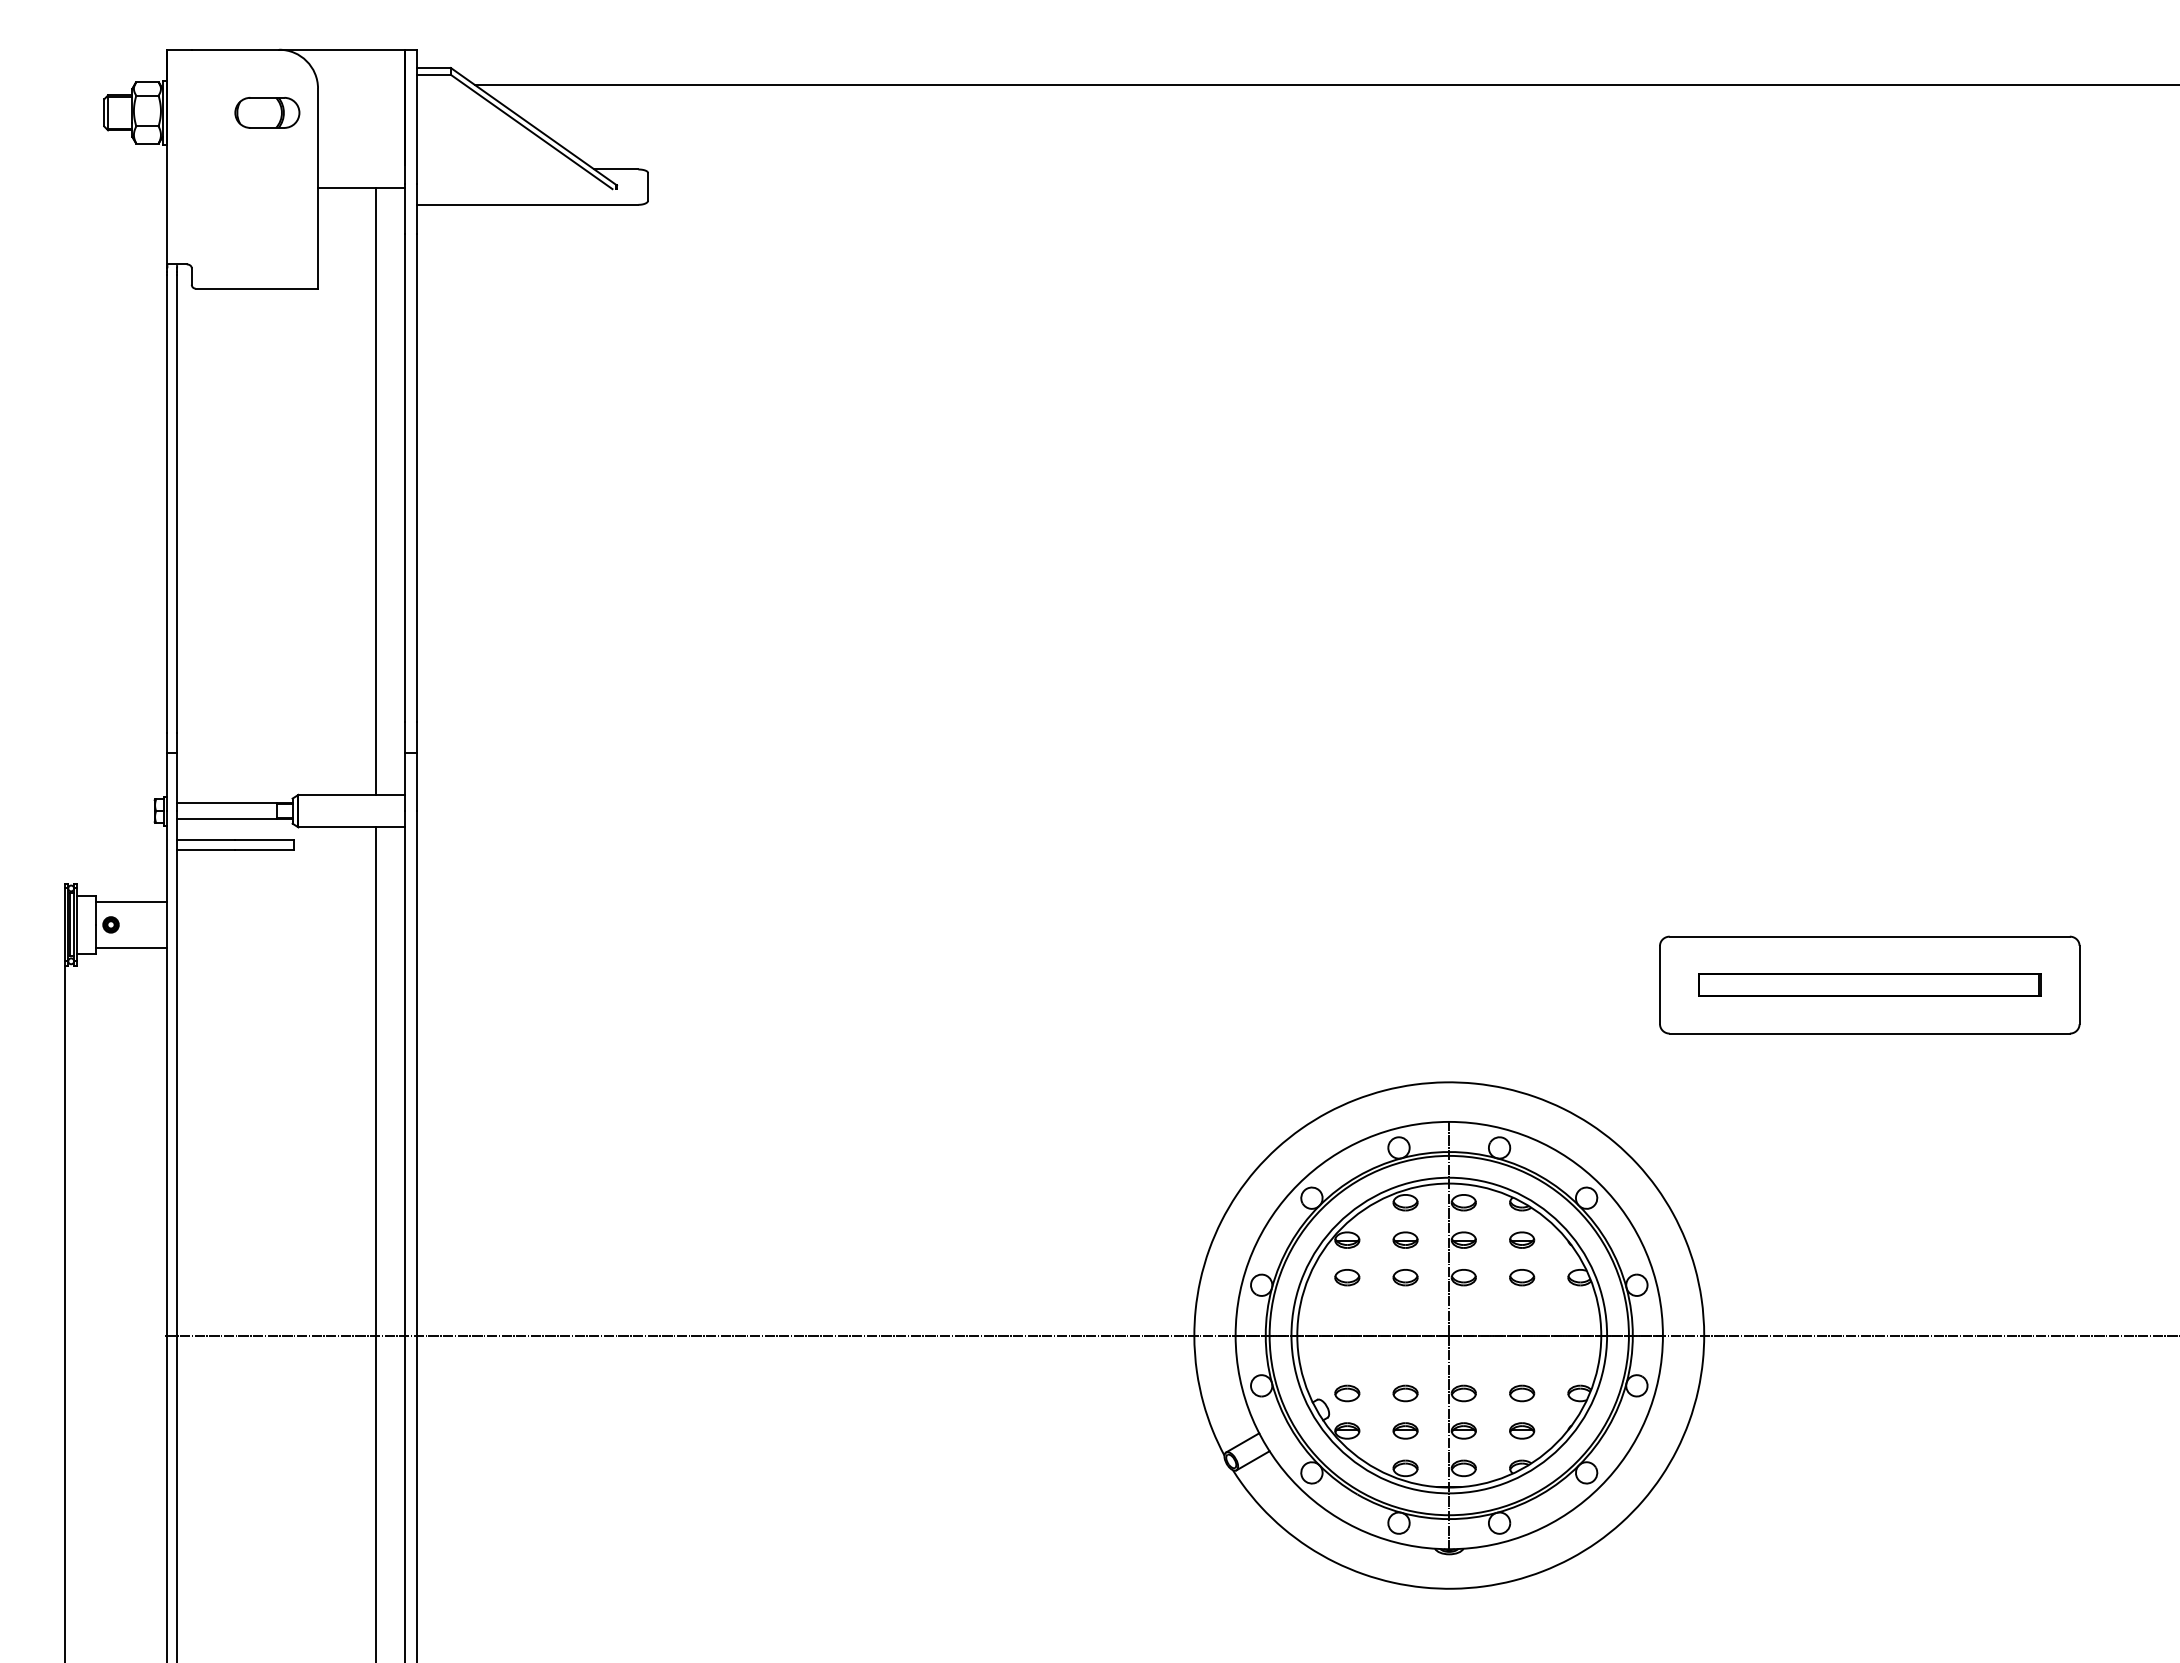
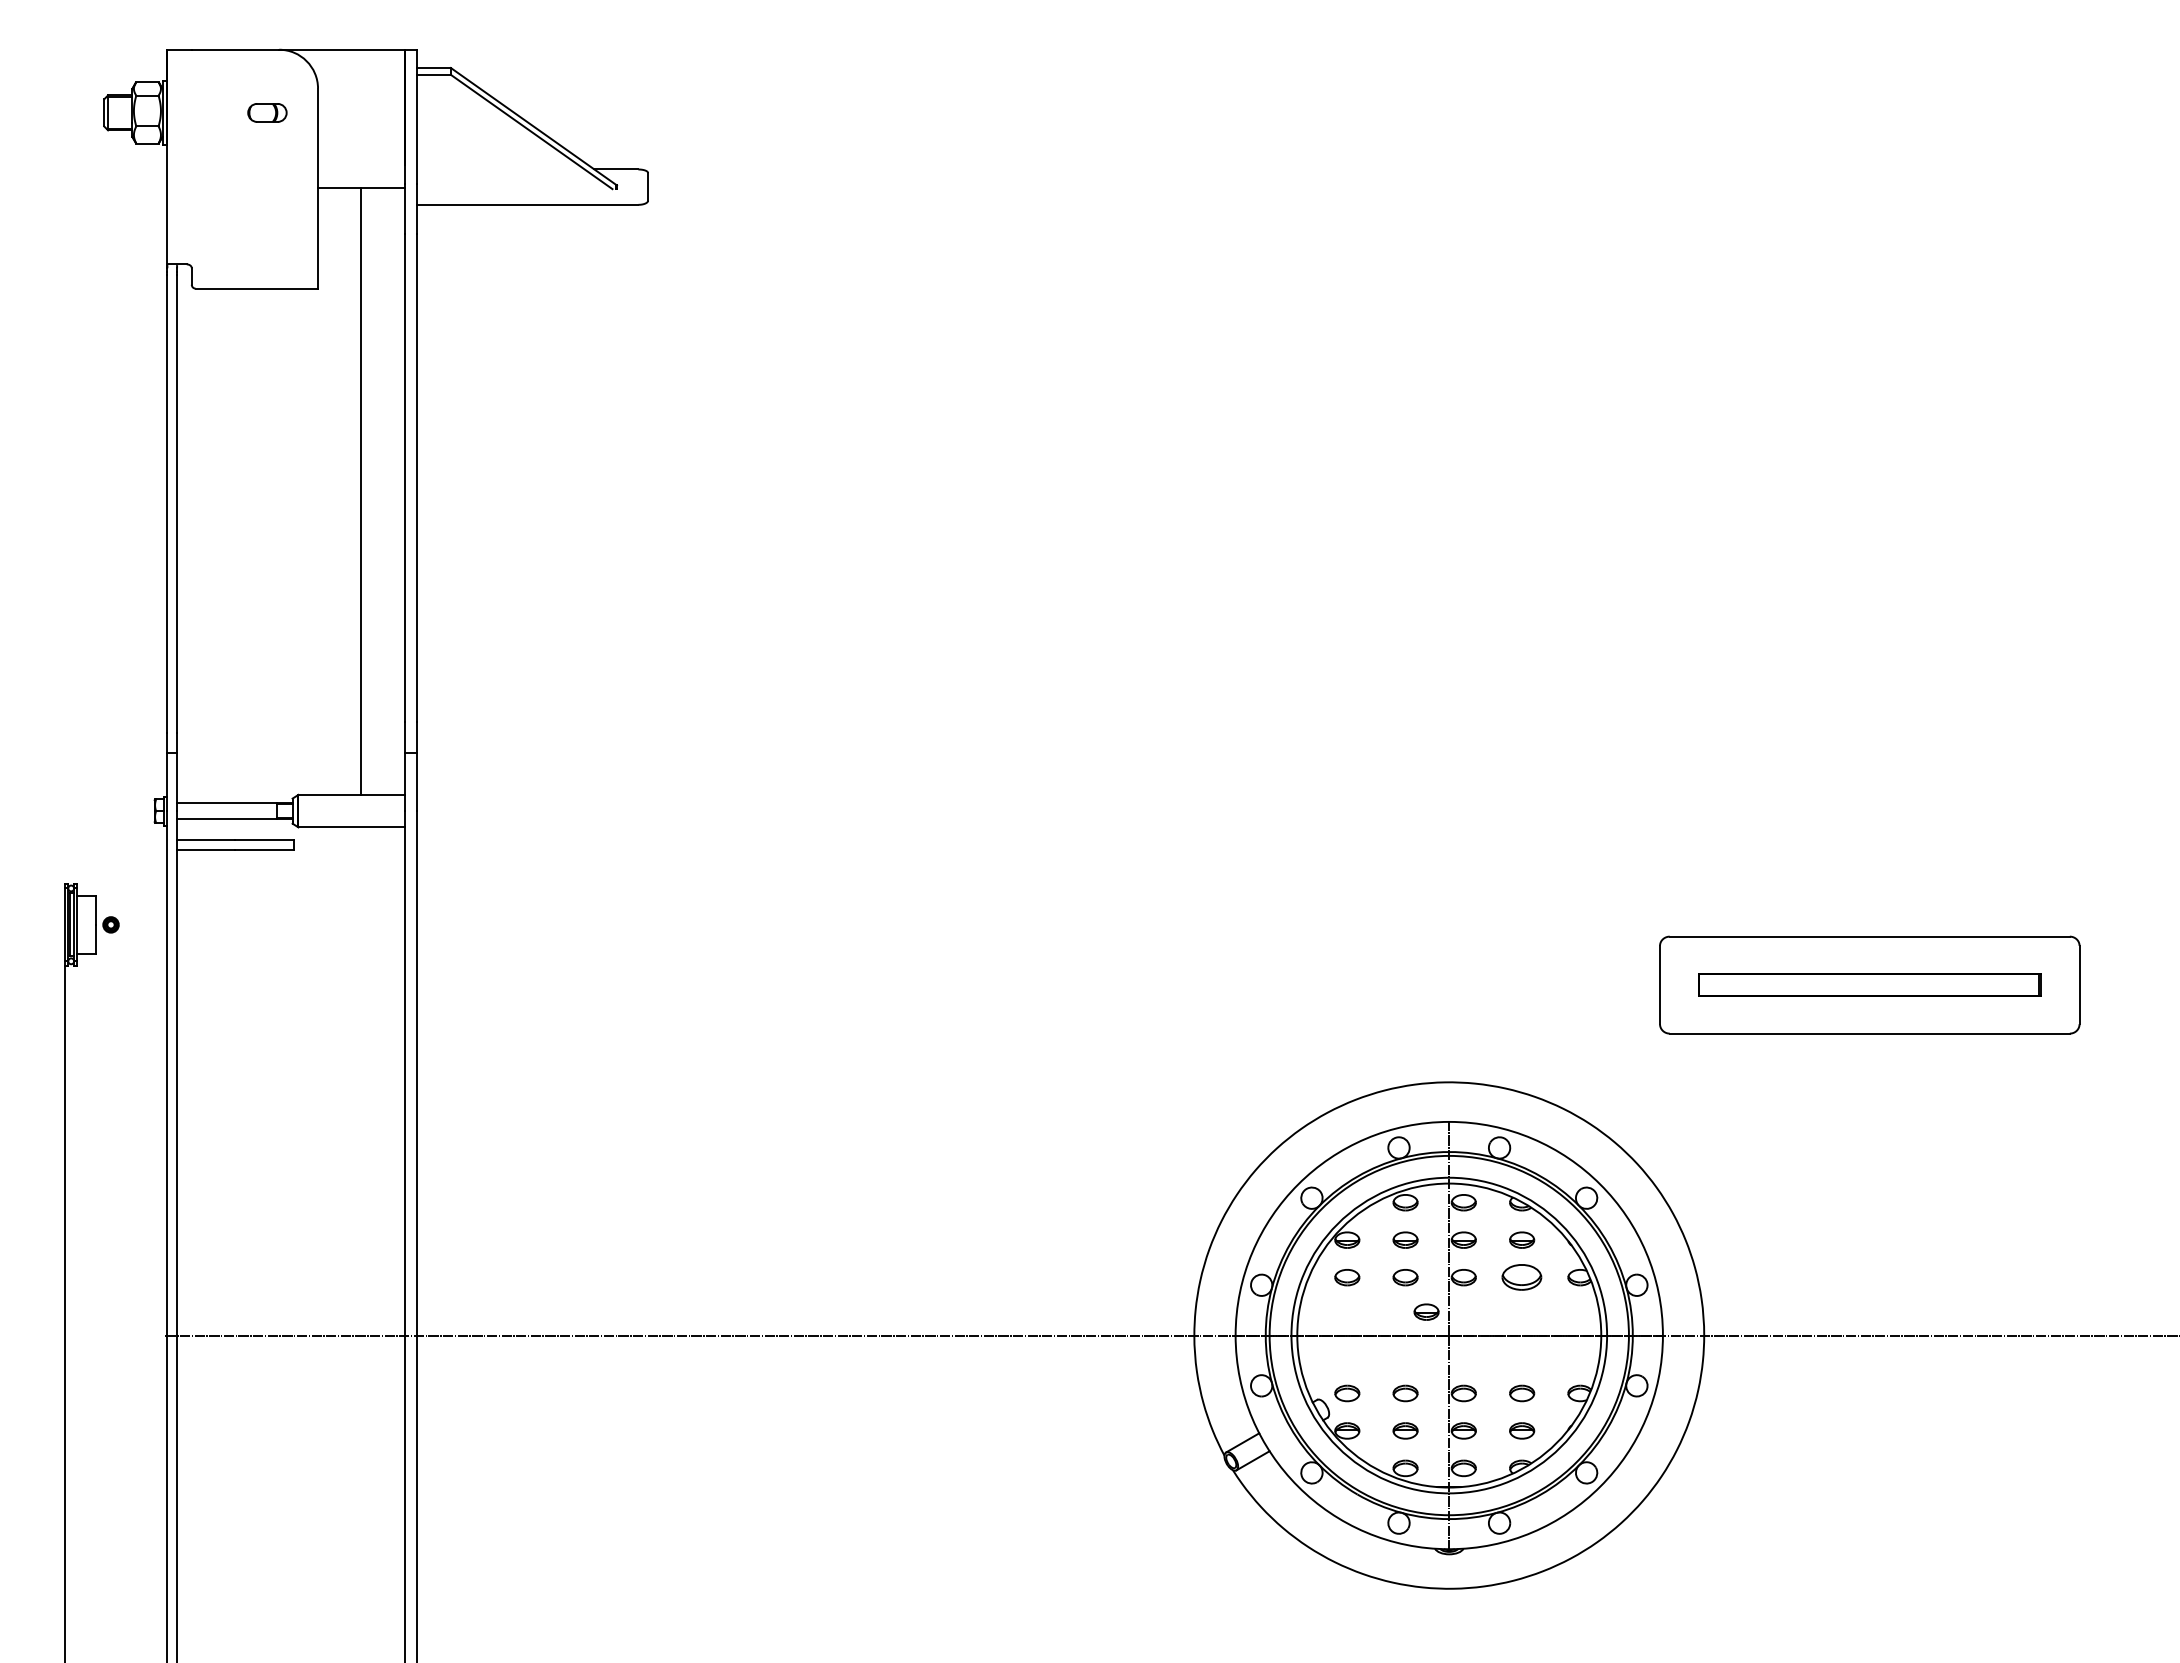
line: present -> none (1325, 84)
part size: 67x32 px -> 41x20 px (267, 112)
line position: (376, 491) -> (361, 491) (361, 491)
line: present -> none (131, 901)
line: present -> none (131, 948)
line: present -> none (376, 1243)
part size: 27x18 px -> 42x27 px (1521, 1277)
part: none -> present (1426, 1311)
